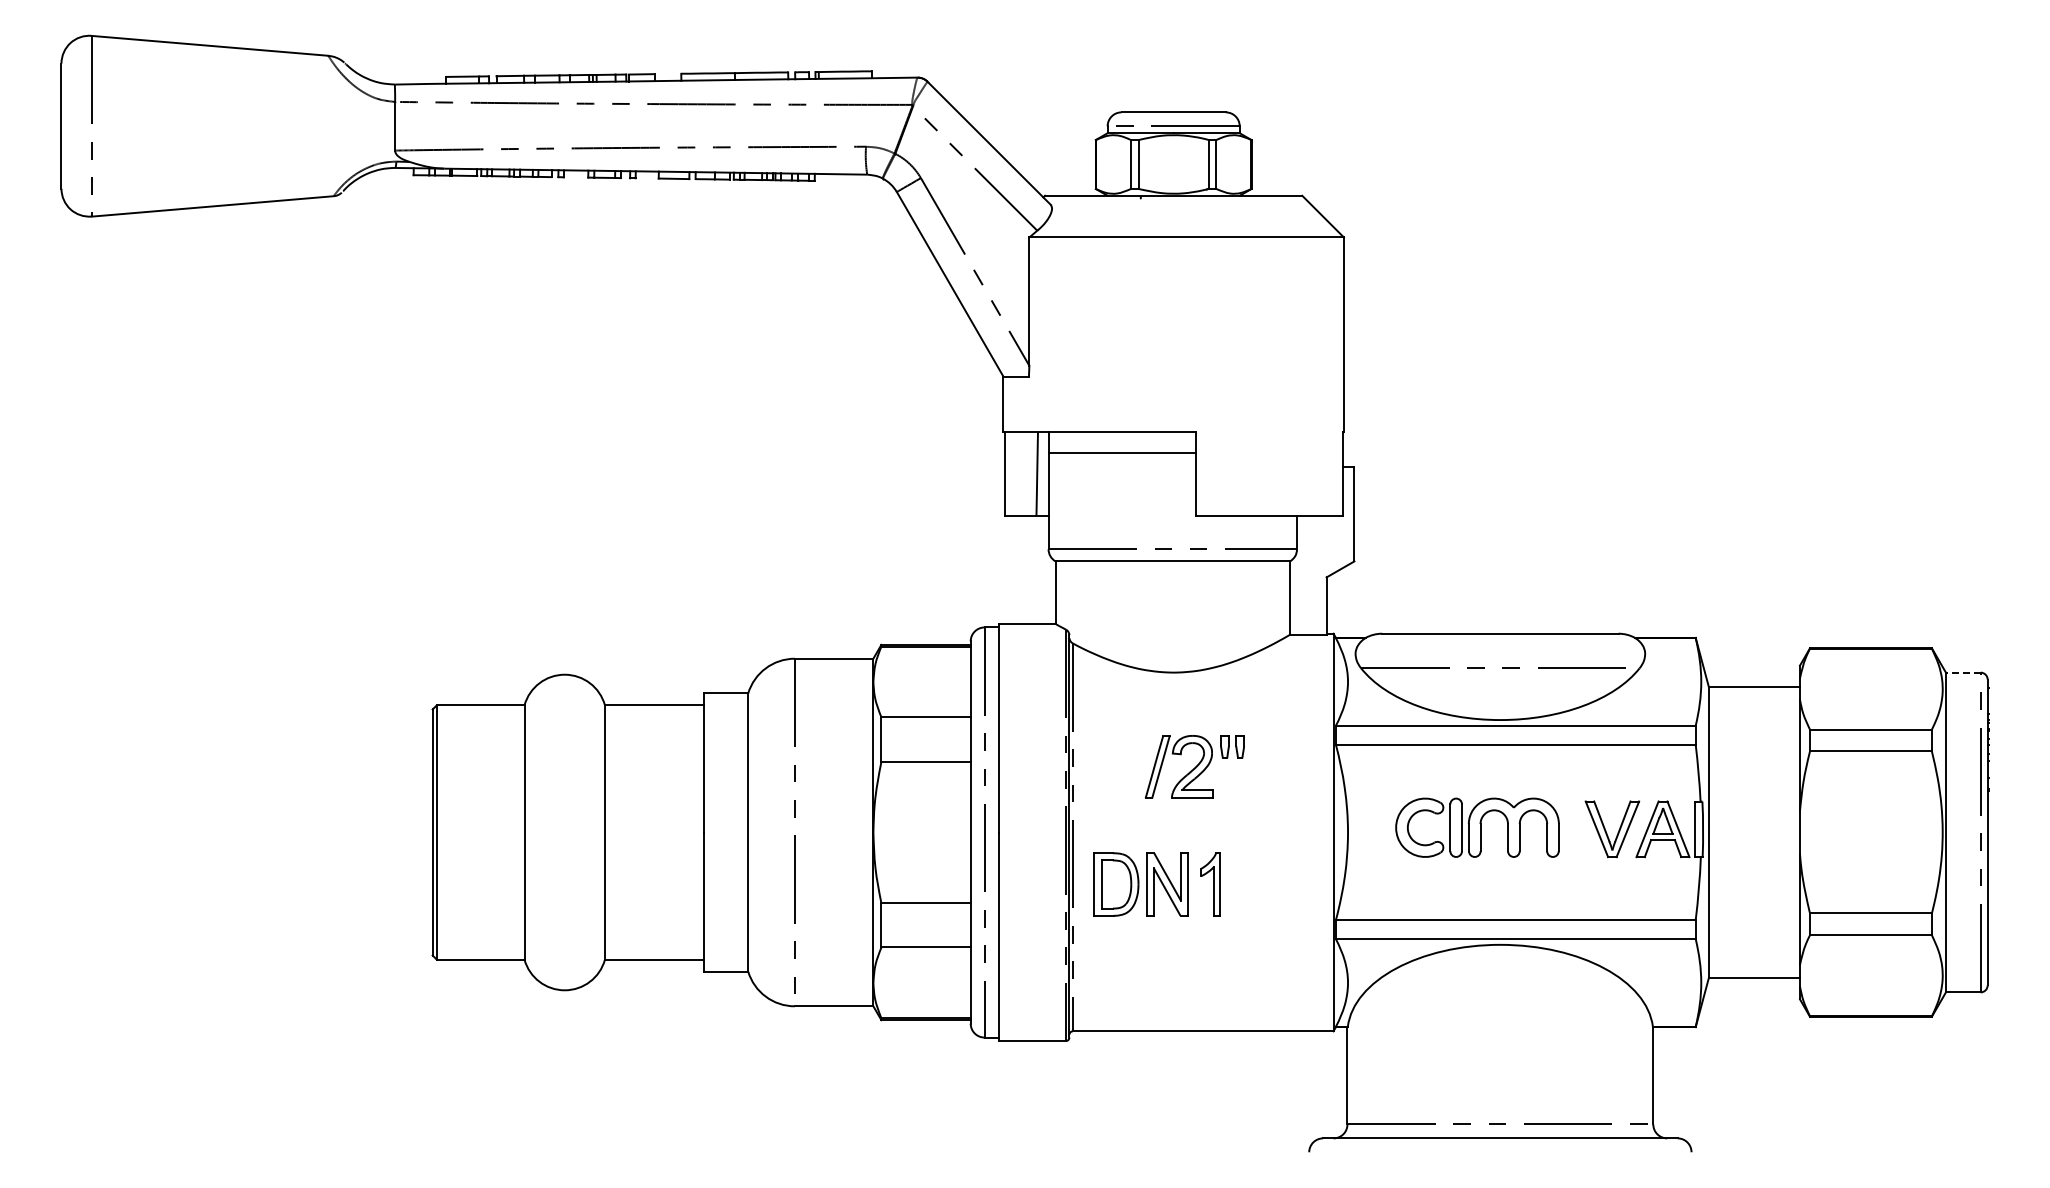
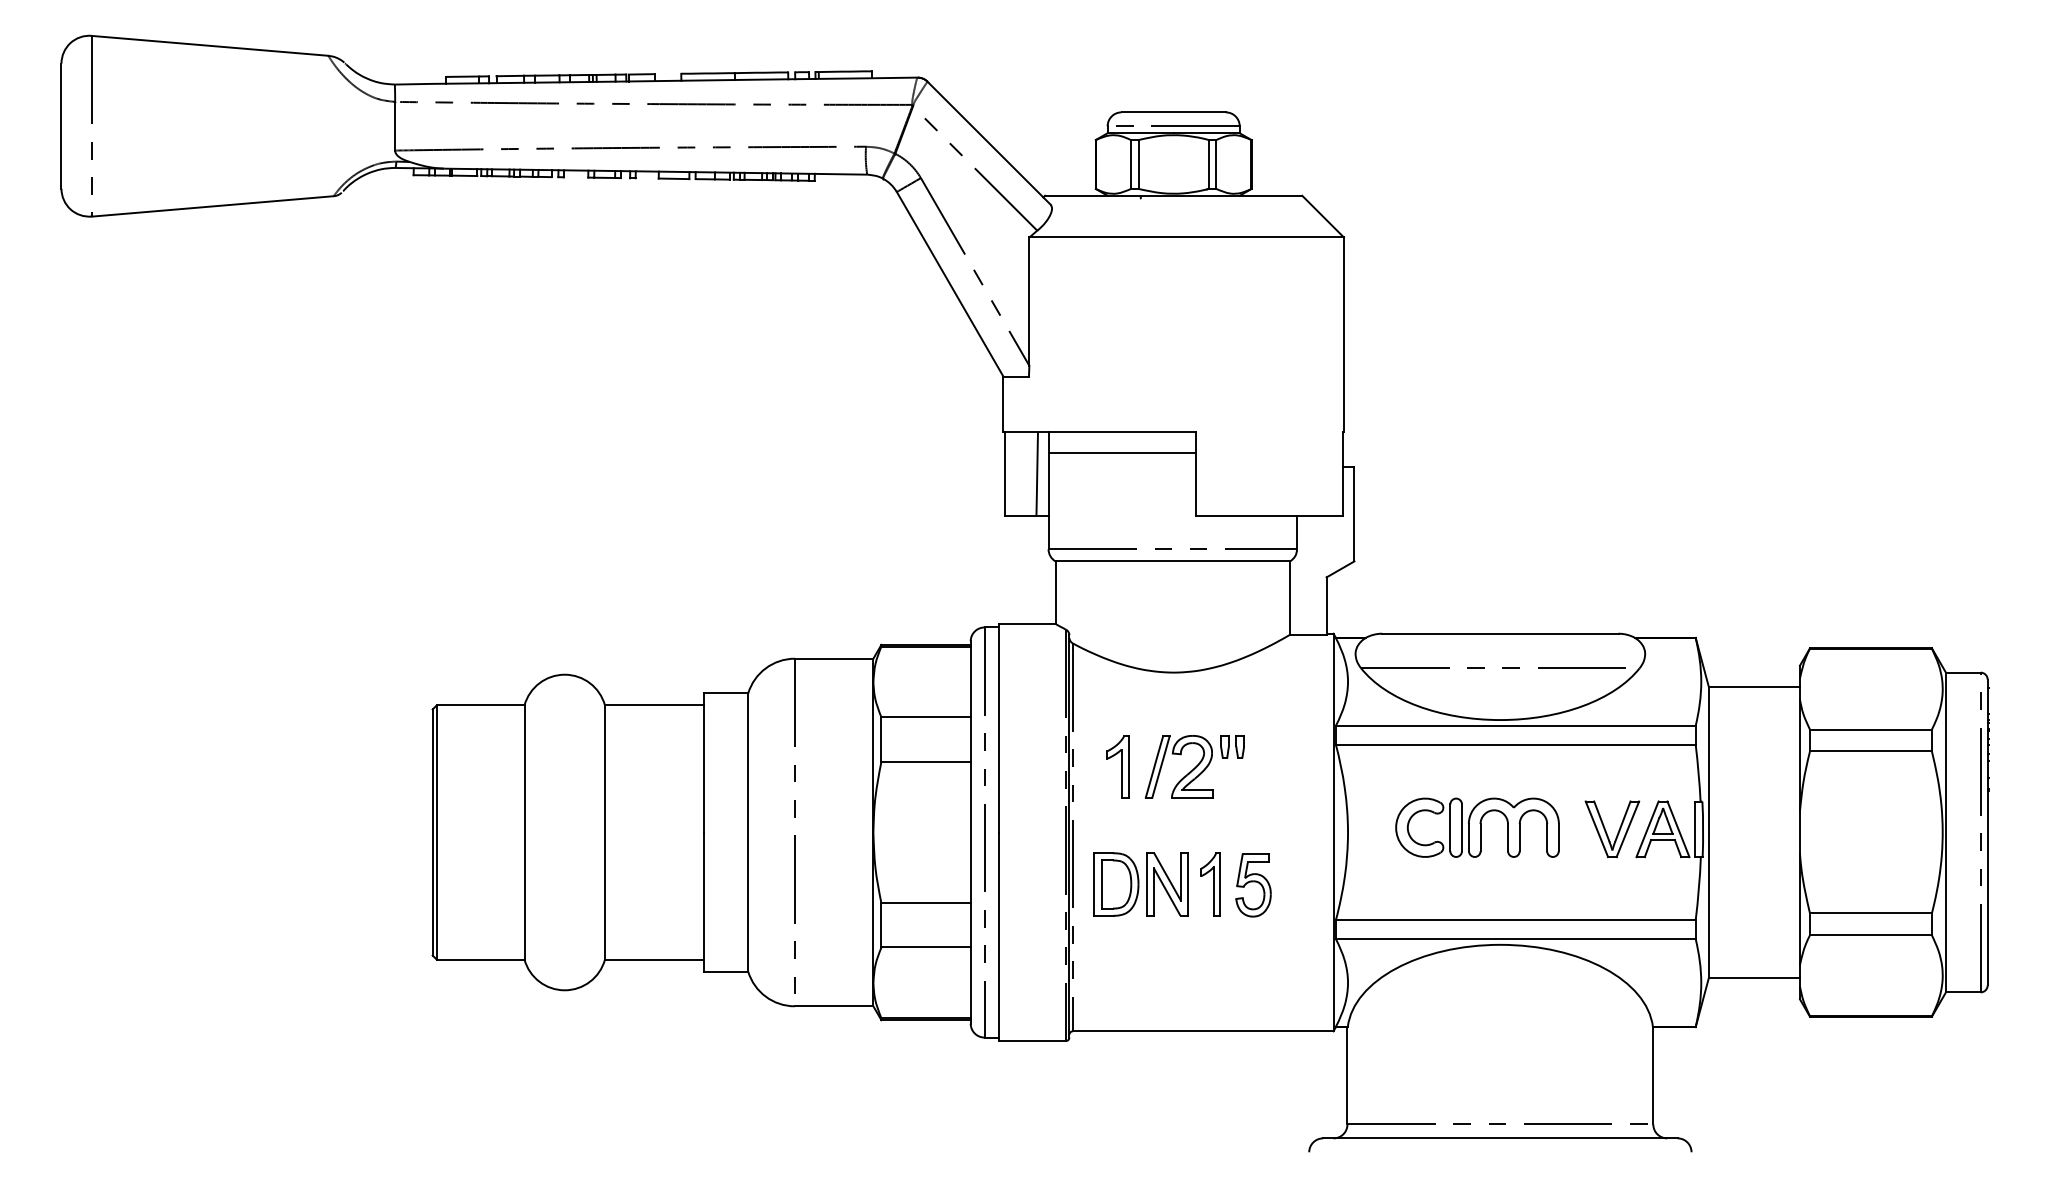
line: dashed -> solid (1962, 672)
part: none -> present (1117, 766)
part: none -> present (1253, 885)
